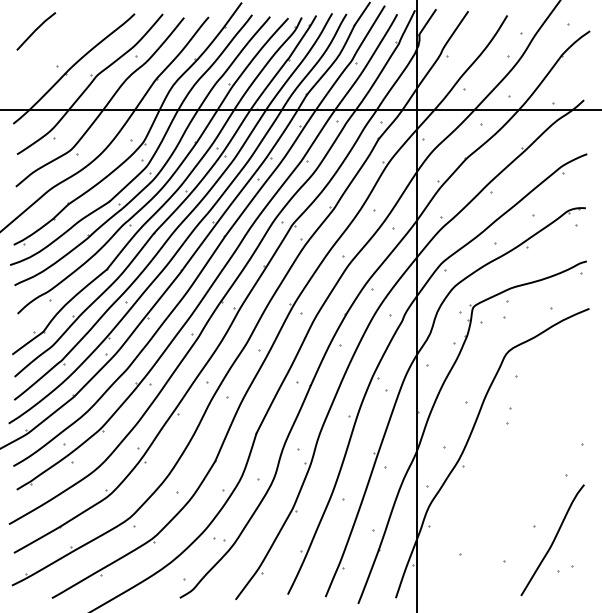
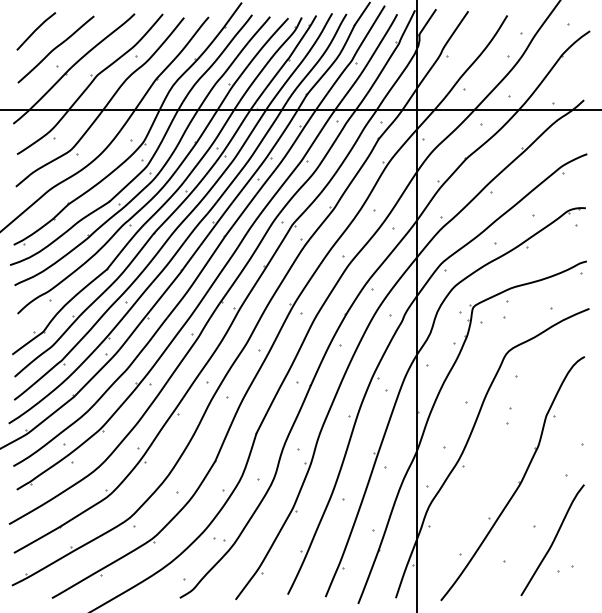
curve: none -> present (55, 49)
part: none -> present (518, 482)
